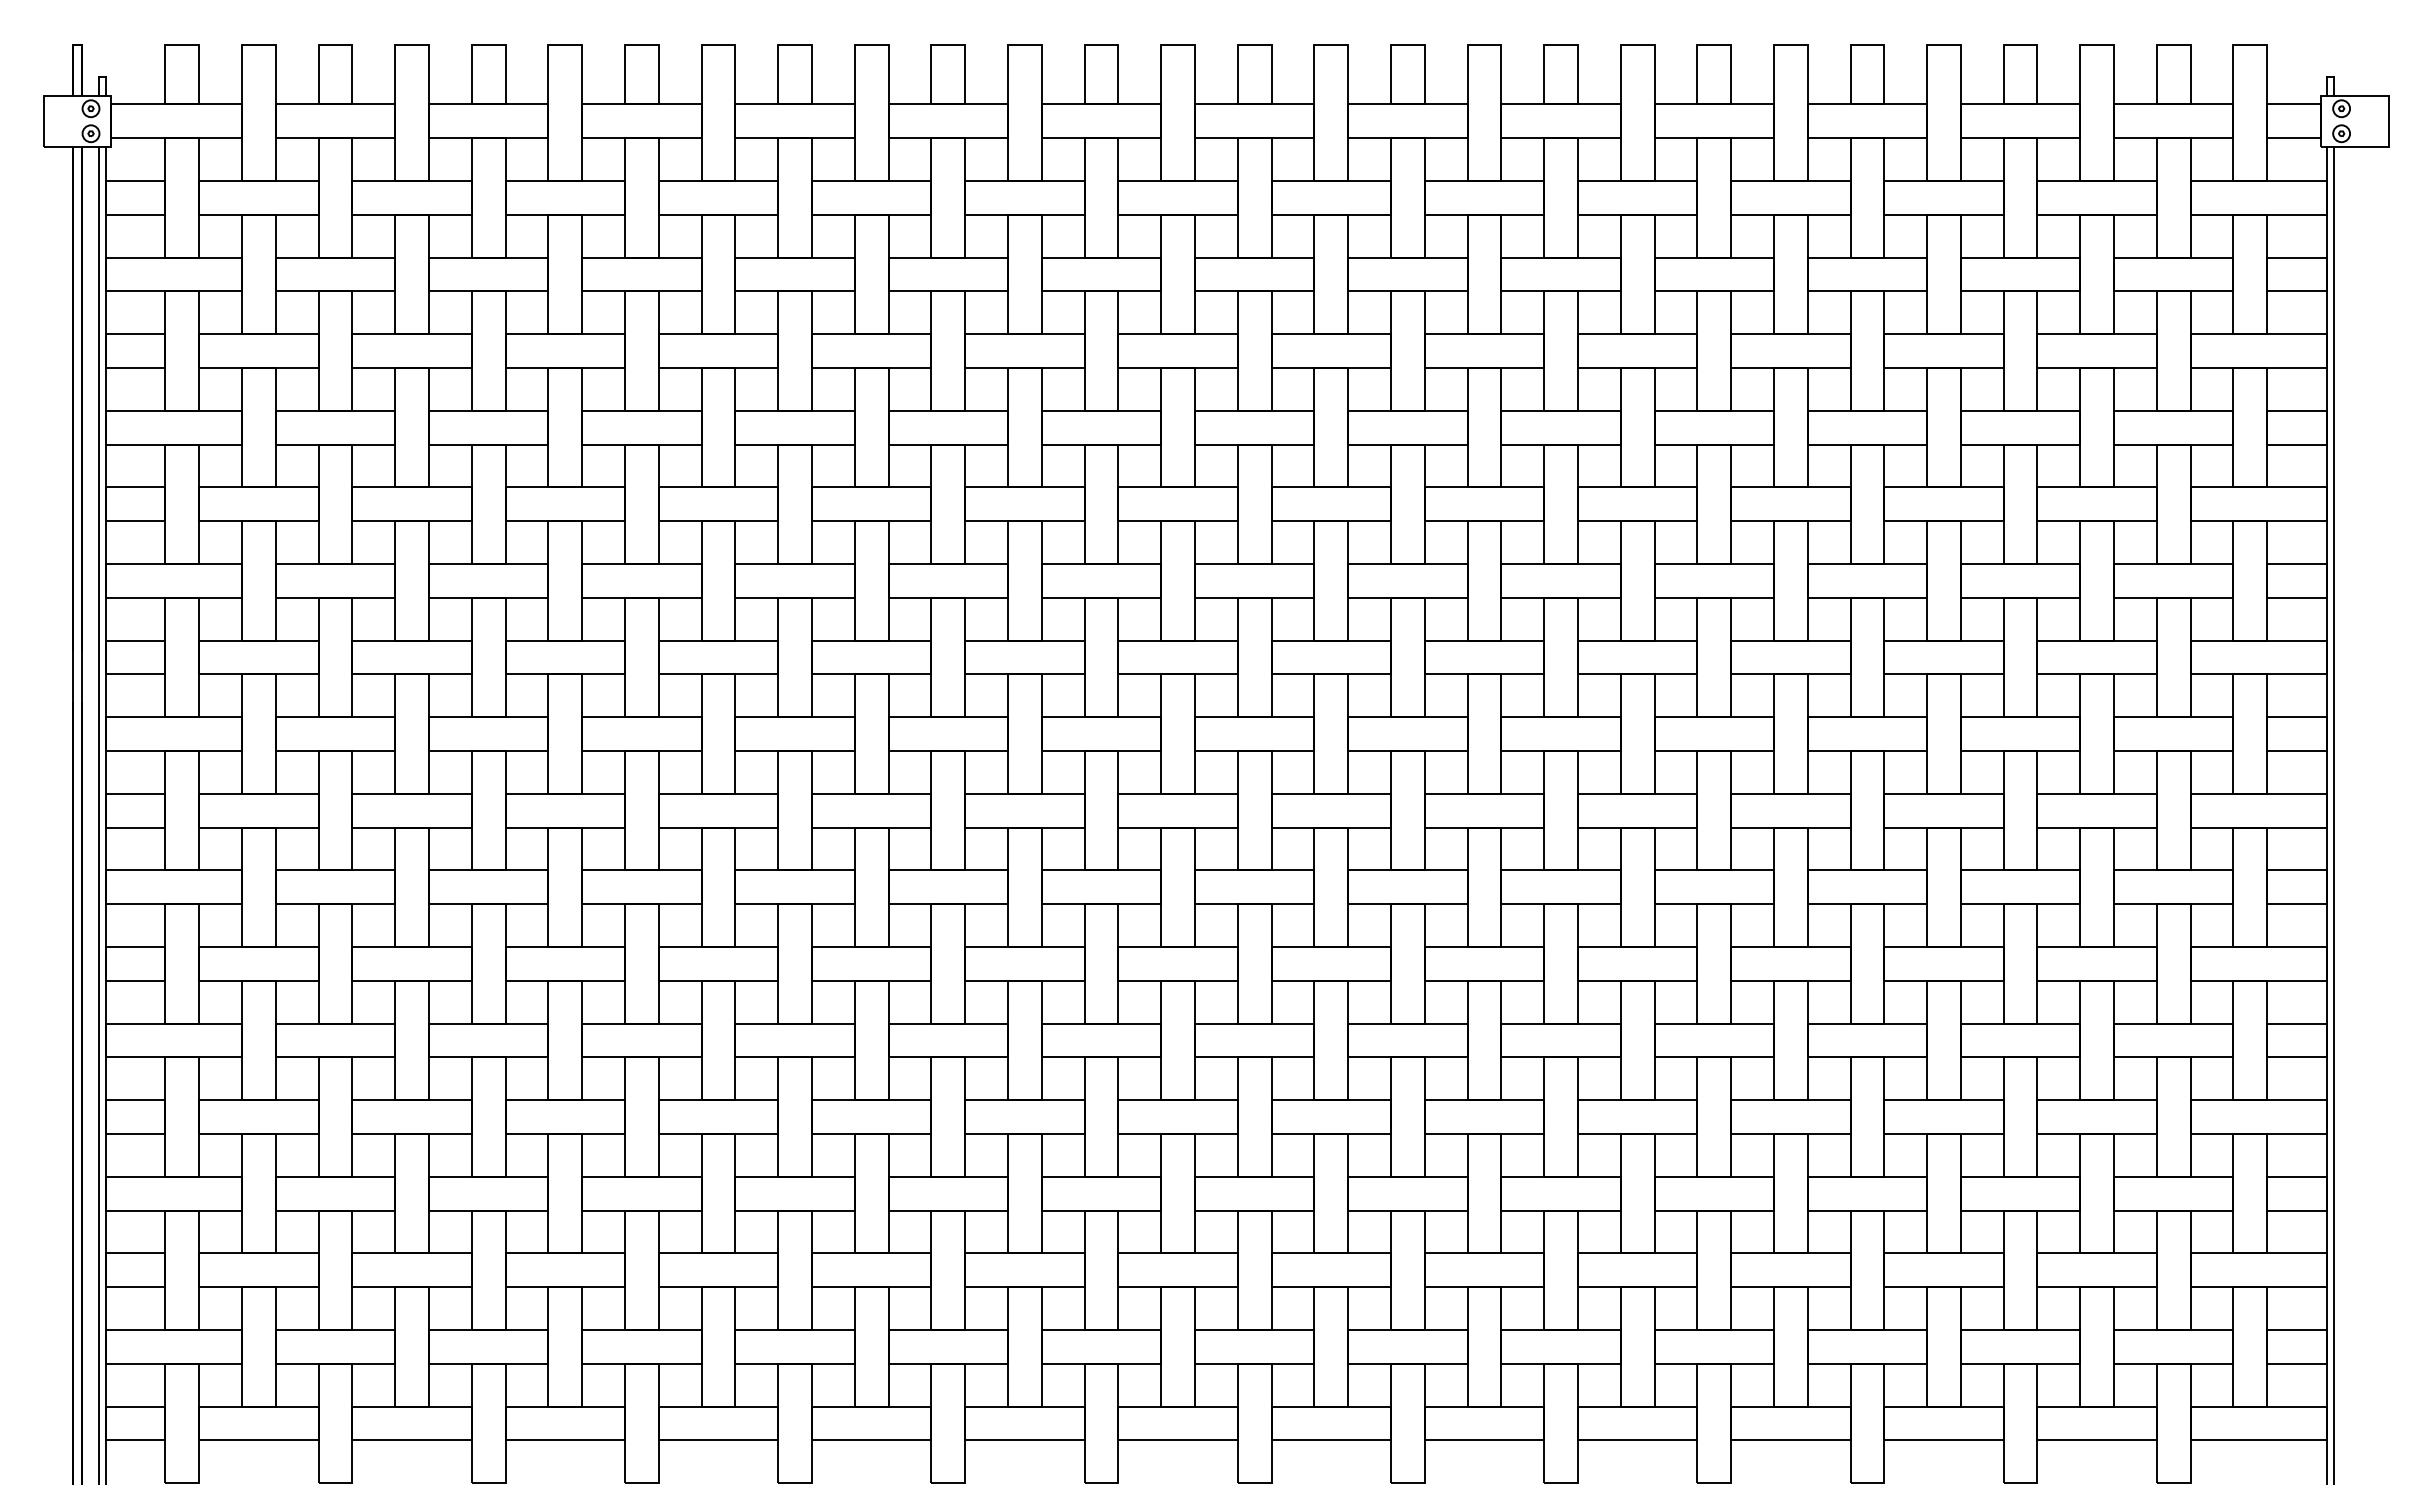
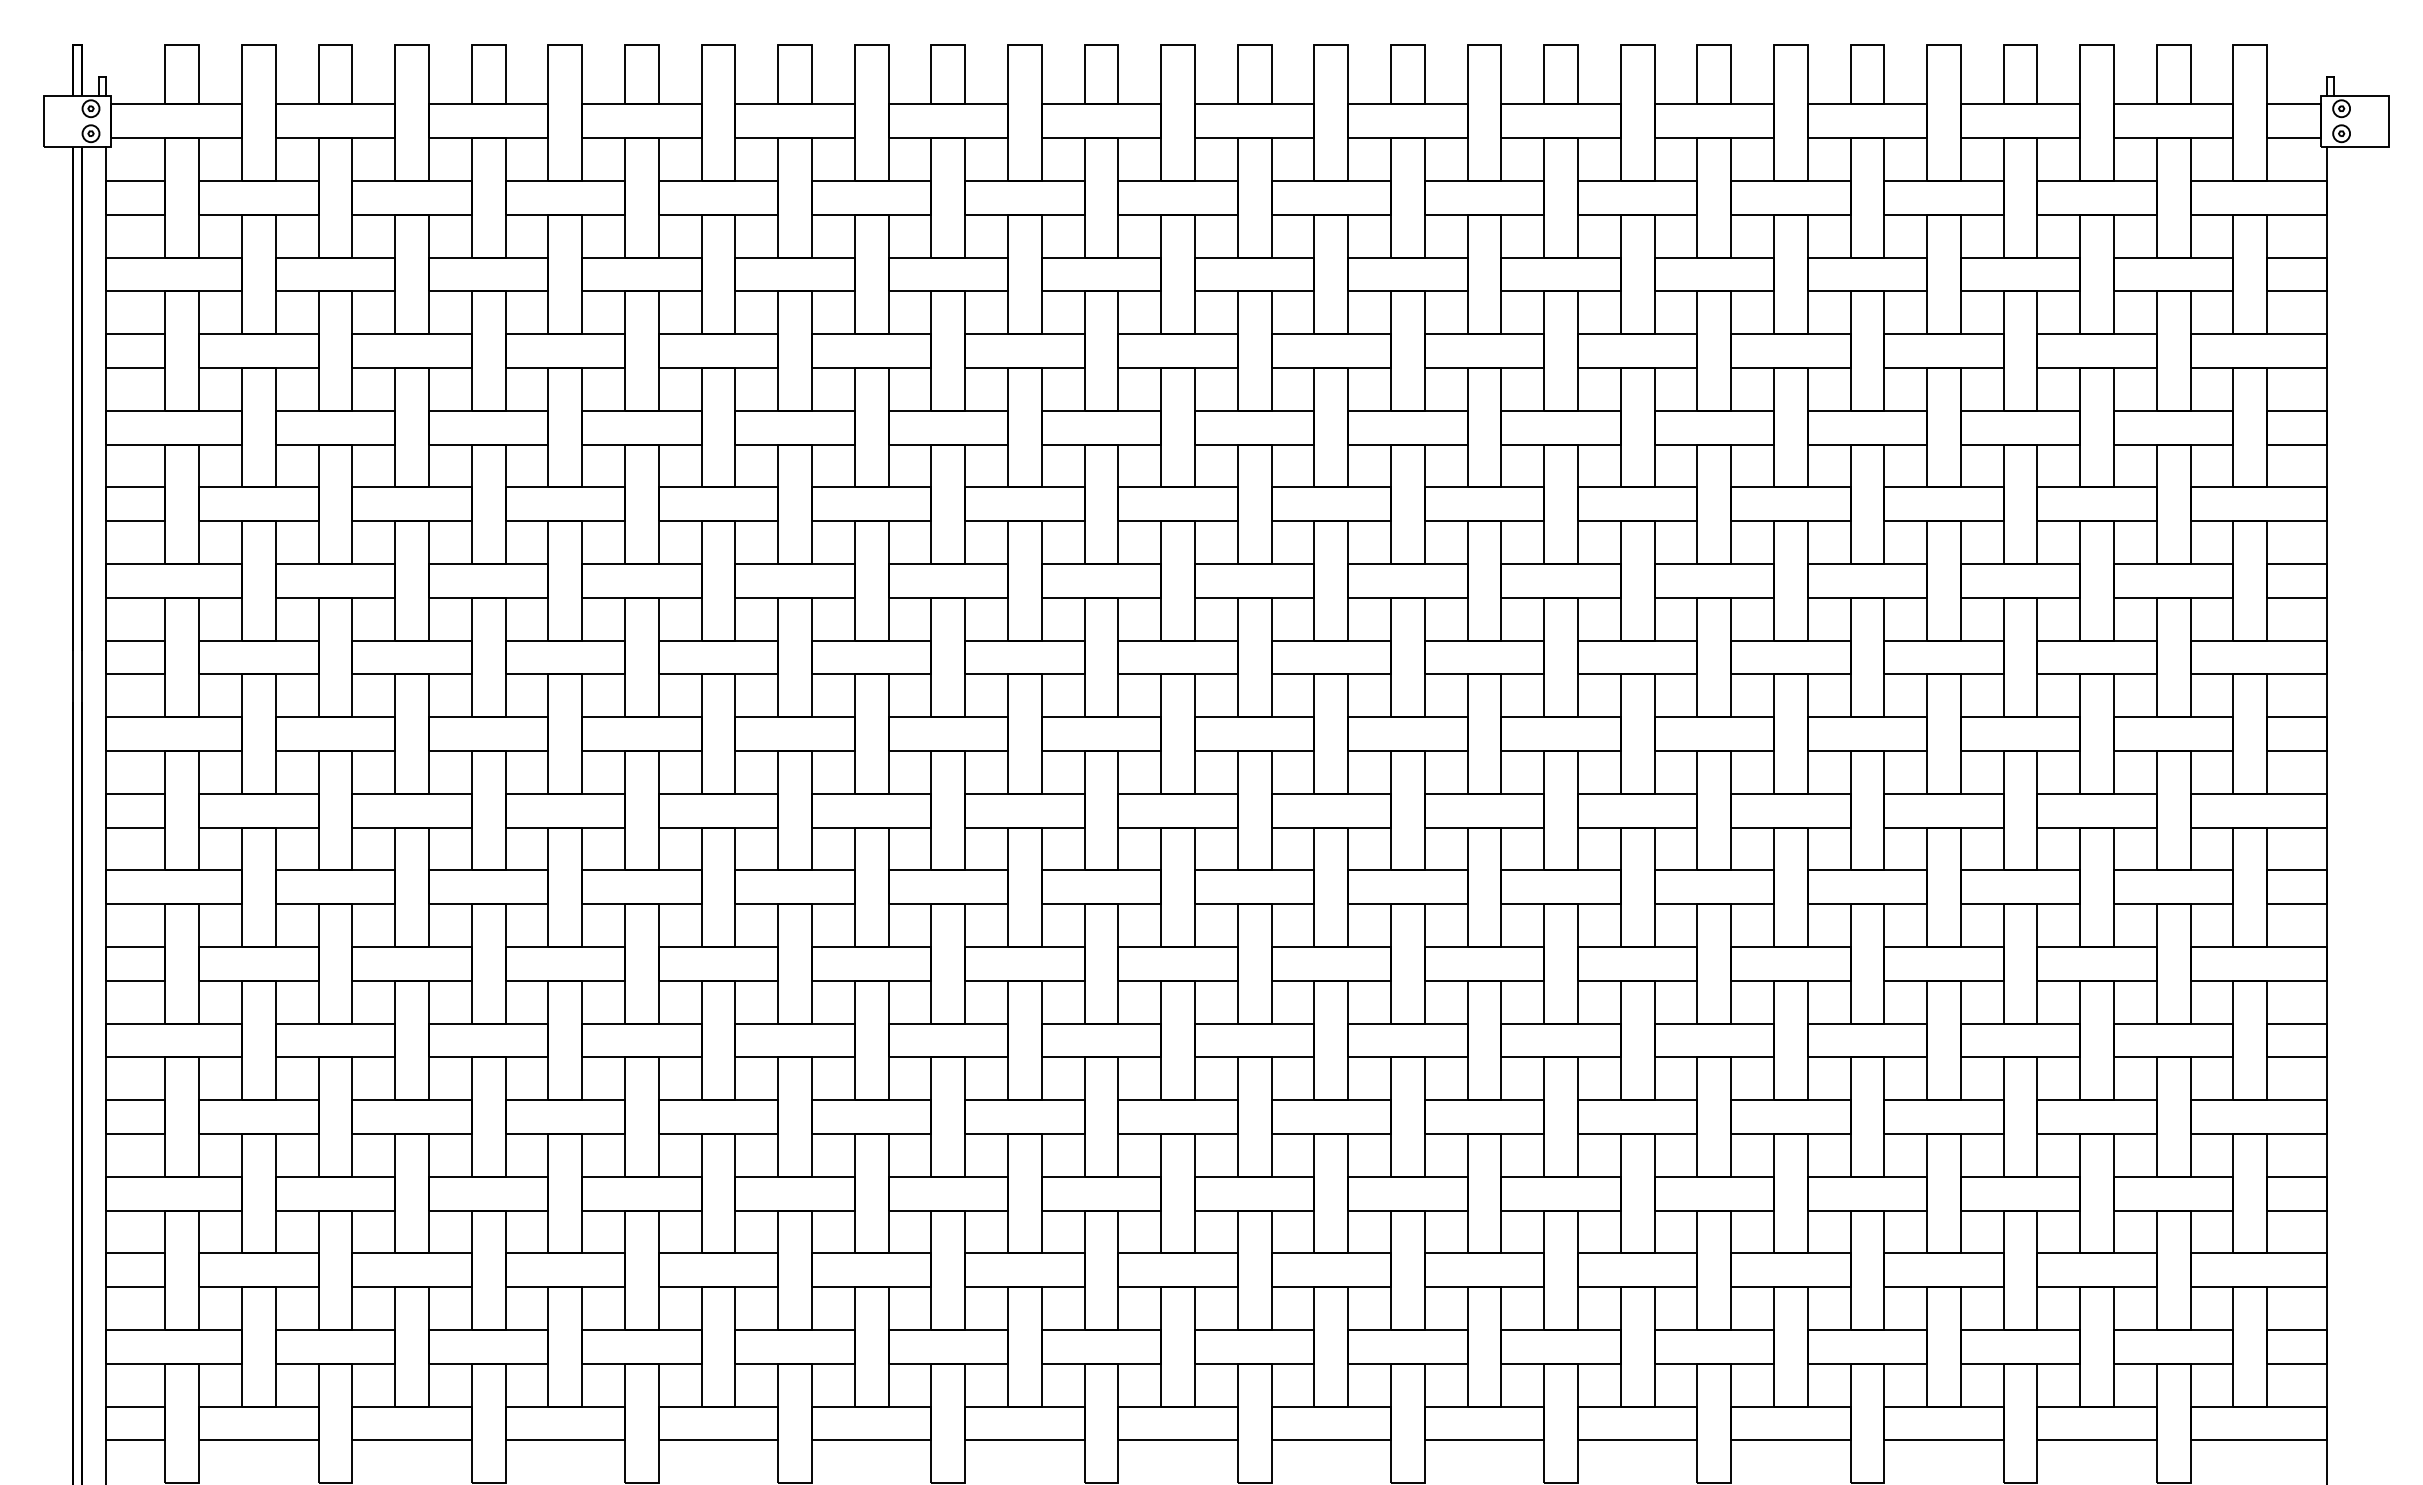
line: present -> none (98, 813)
line: present -> none (2333, 813)
